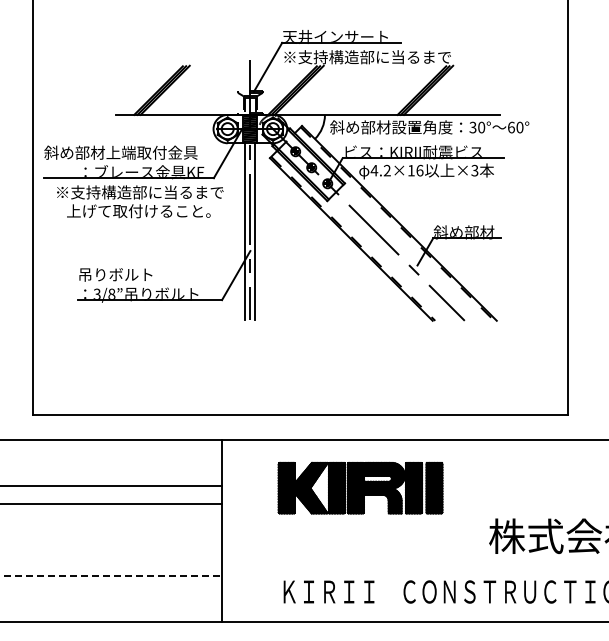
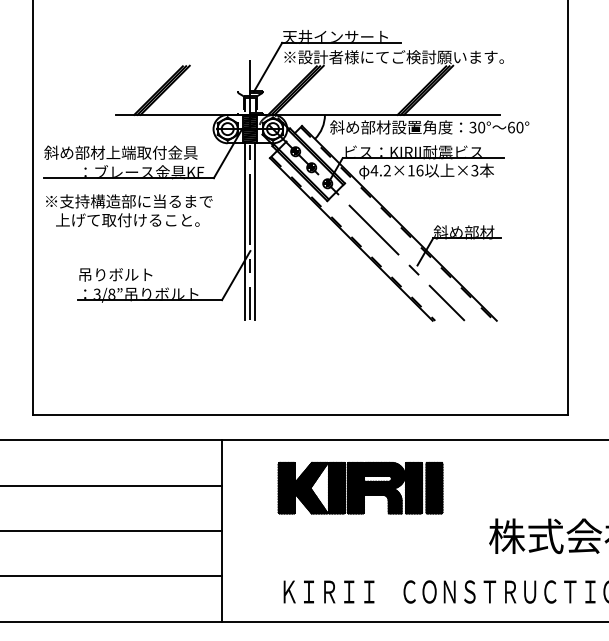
text: ※支持構造部に当るまで -> ※設計者様にてご検討願います。 (400, 57)
text position: (140, 201) -> (129, 210) (129, 210)
line position: (112, 504) -> (112, 531) (112, 531)
line: dashed -> solid (111, 576)
